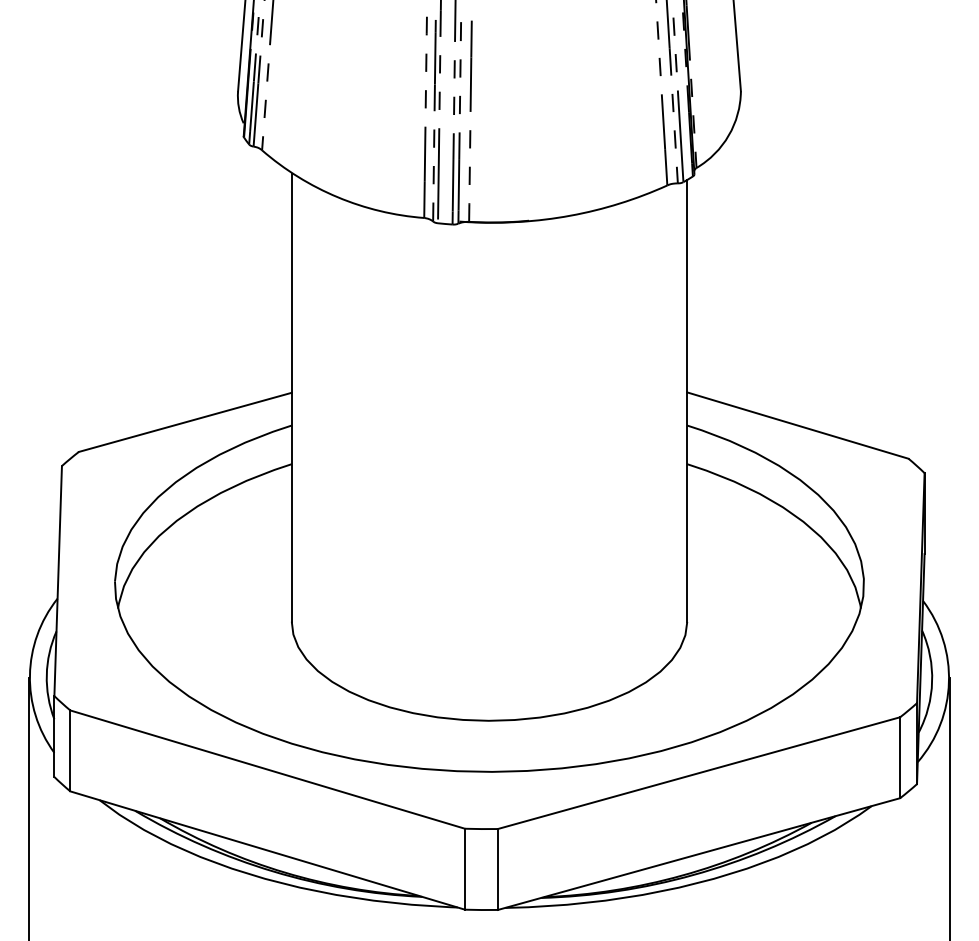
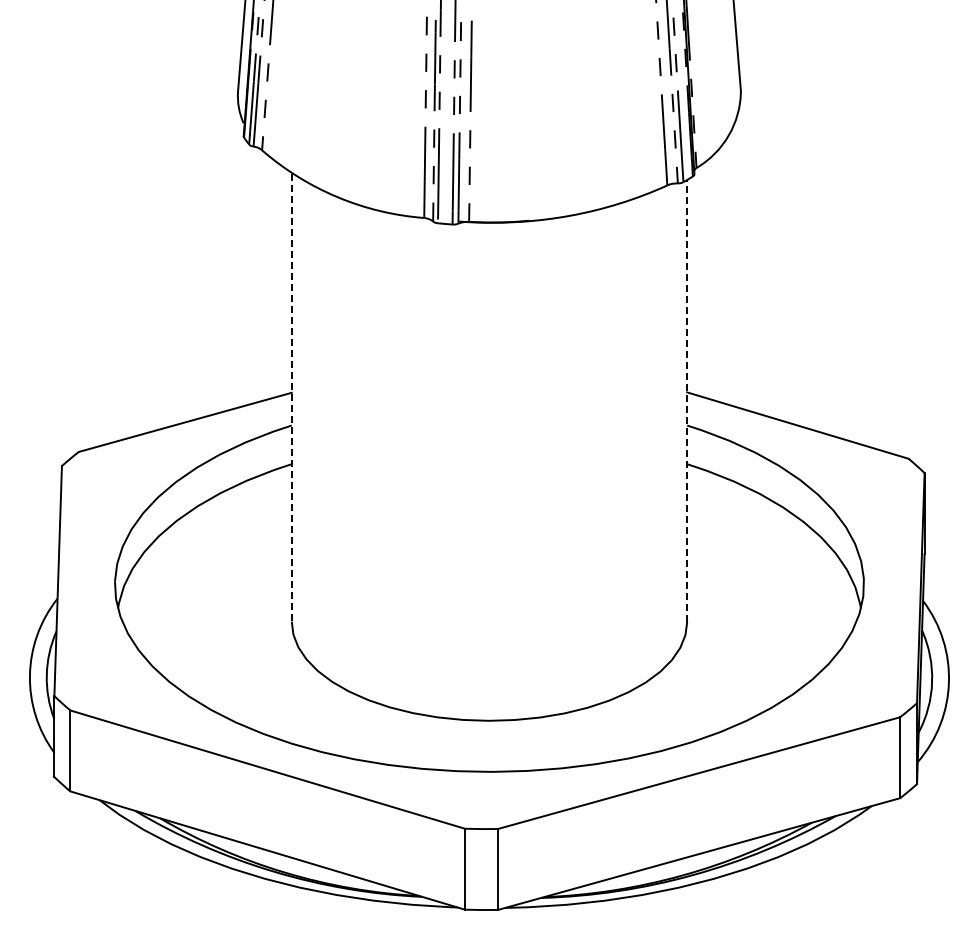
line: solid -> dashed (291, 398)
line: solid -> dashed (687, 400)
line: present -> none (29, 807)
line: present -> none (949, 807)
